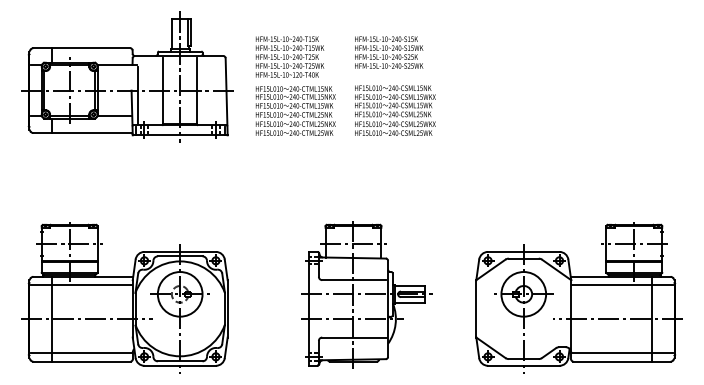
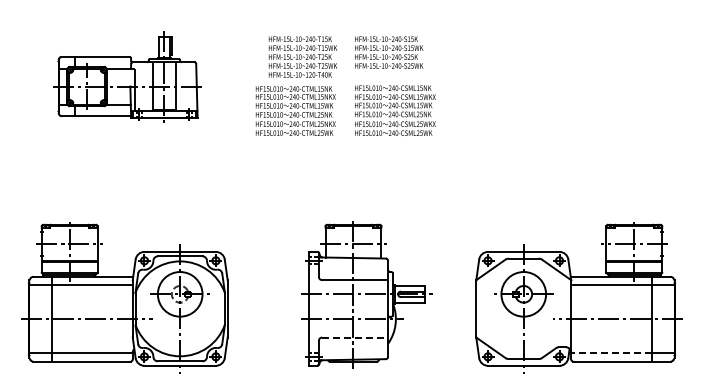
text position: (289, 56) -> (302, 56) (302, 56)
part size: 213x132 px -> 149x92 px (127, 76)
line: solid -> dashed (354, 337)
line: solid -> dashed (611, 353)
